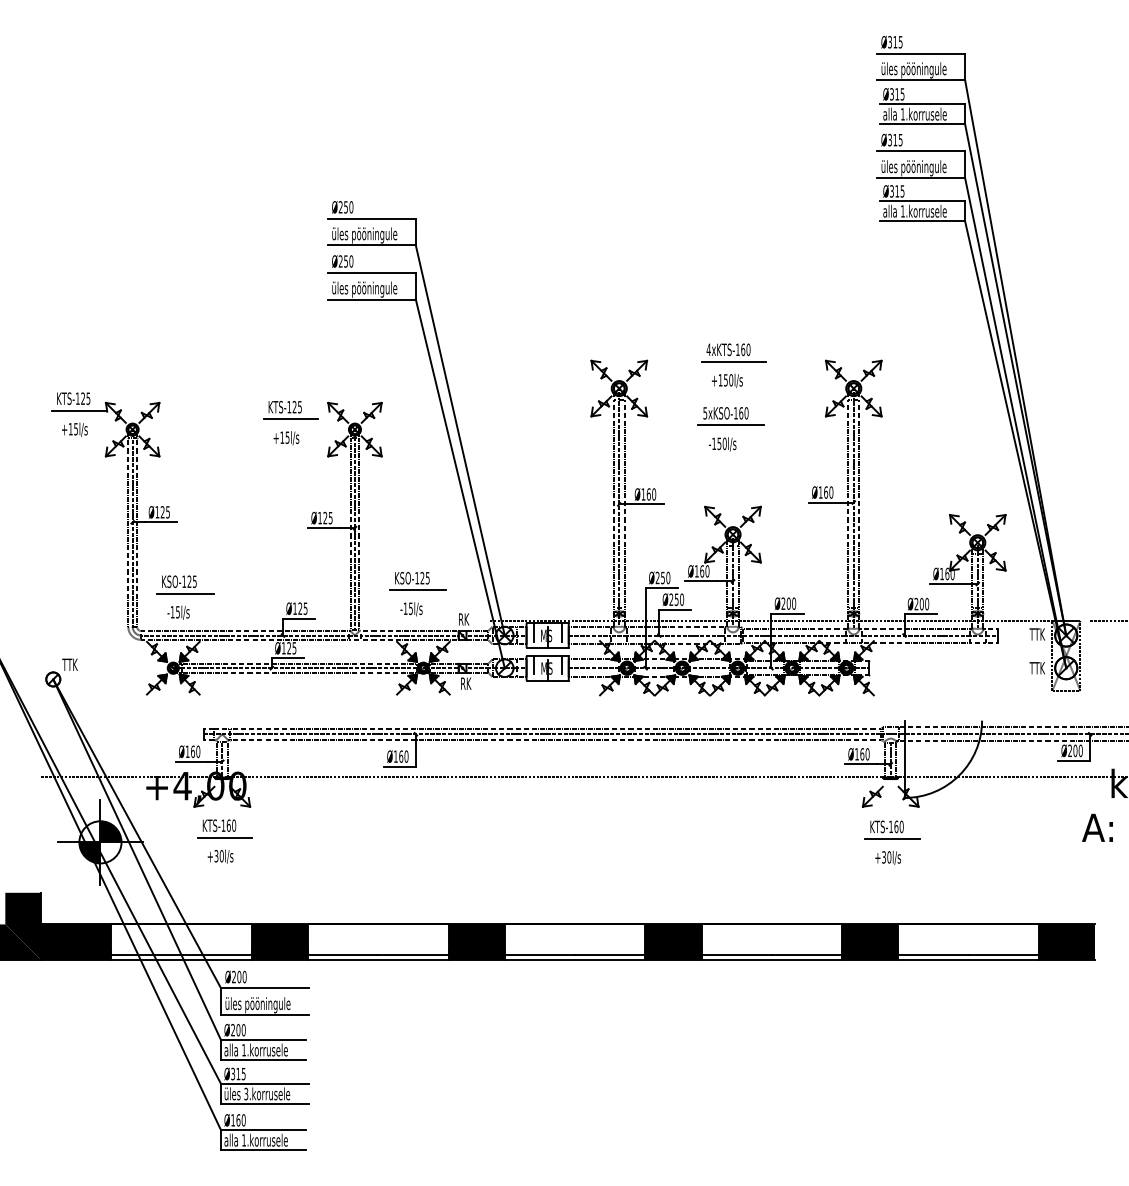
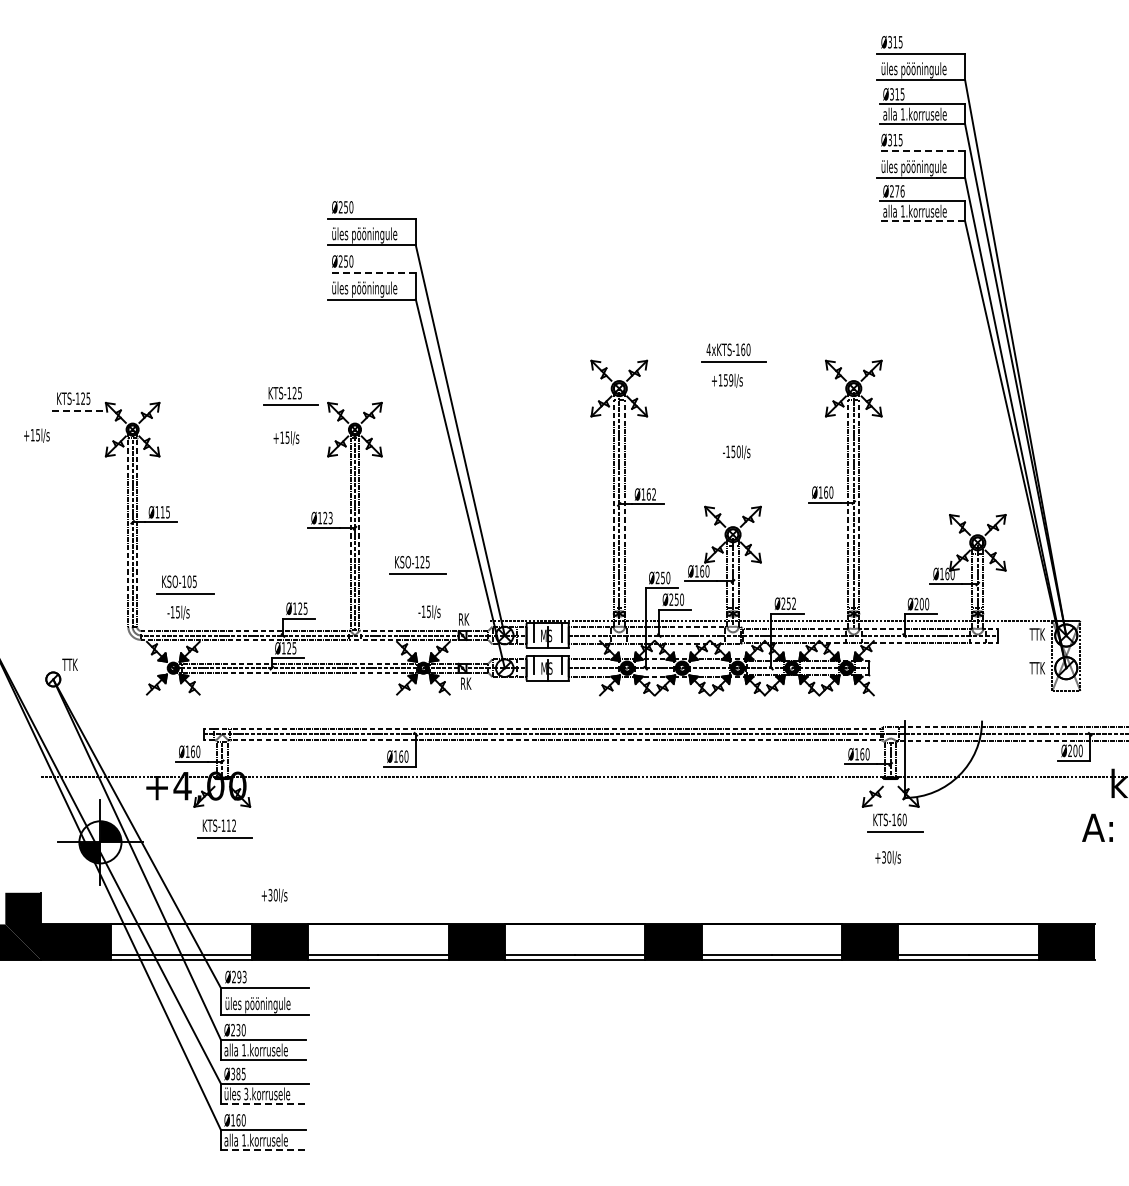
line: solid -> dashed (920, 151)
text: Ø315 -> Ø276 (897, 191)
line: solid -> dashed (922, 221)
line: solid -> dashed (371, 272)
text: +150l/s -> +159l/s (731, 380)
line: solid -> dashed (79, 410)
part position: (290, 410) -> (290, 396) (290, 396)
part: present -> none (730, 416)
text position: (74, 429) -> (36, 435) (36, 435)
text position: (722, 444) -> (736, 452) (736, 452)
text: Ø160 -> Ø162 (654, 494)
text: Ø125 -> Ø115 (162, 512)
text: Ø125 -> Ø123 (330, 516)
text: KSO-125 -> KSO-105 (189, 581)
part position: (417, 581) -> (417, 565) (417, 565)
text: Ø200 -> Ø252 (791, 603)
text position: (411, 609) -> (429, 612) (429, 612)
line: present -> none (1106, 620)
text: KTS-160 -> KTS-112 (231, 825)
part position: (892, 829) -> (895, 822) (895, 822)
text position: (220, 856) -> (274, 895) (274, 895)
text: Ø200 -> Ø293 (241, 977)
text: Ø200 -> Ø230 (238, 1030)
text: Ø315 -> Ø385 (238, 1073)
line: solid -> dashed (265, 1104)
line: solid -> dashed (263, 1150)
